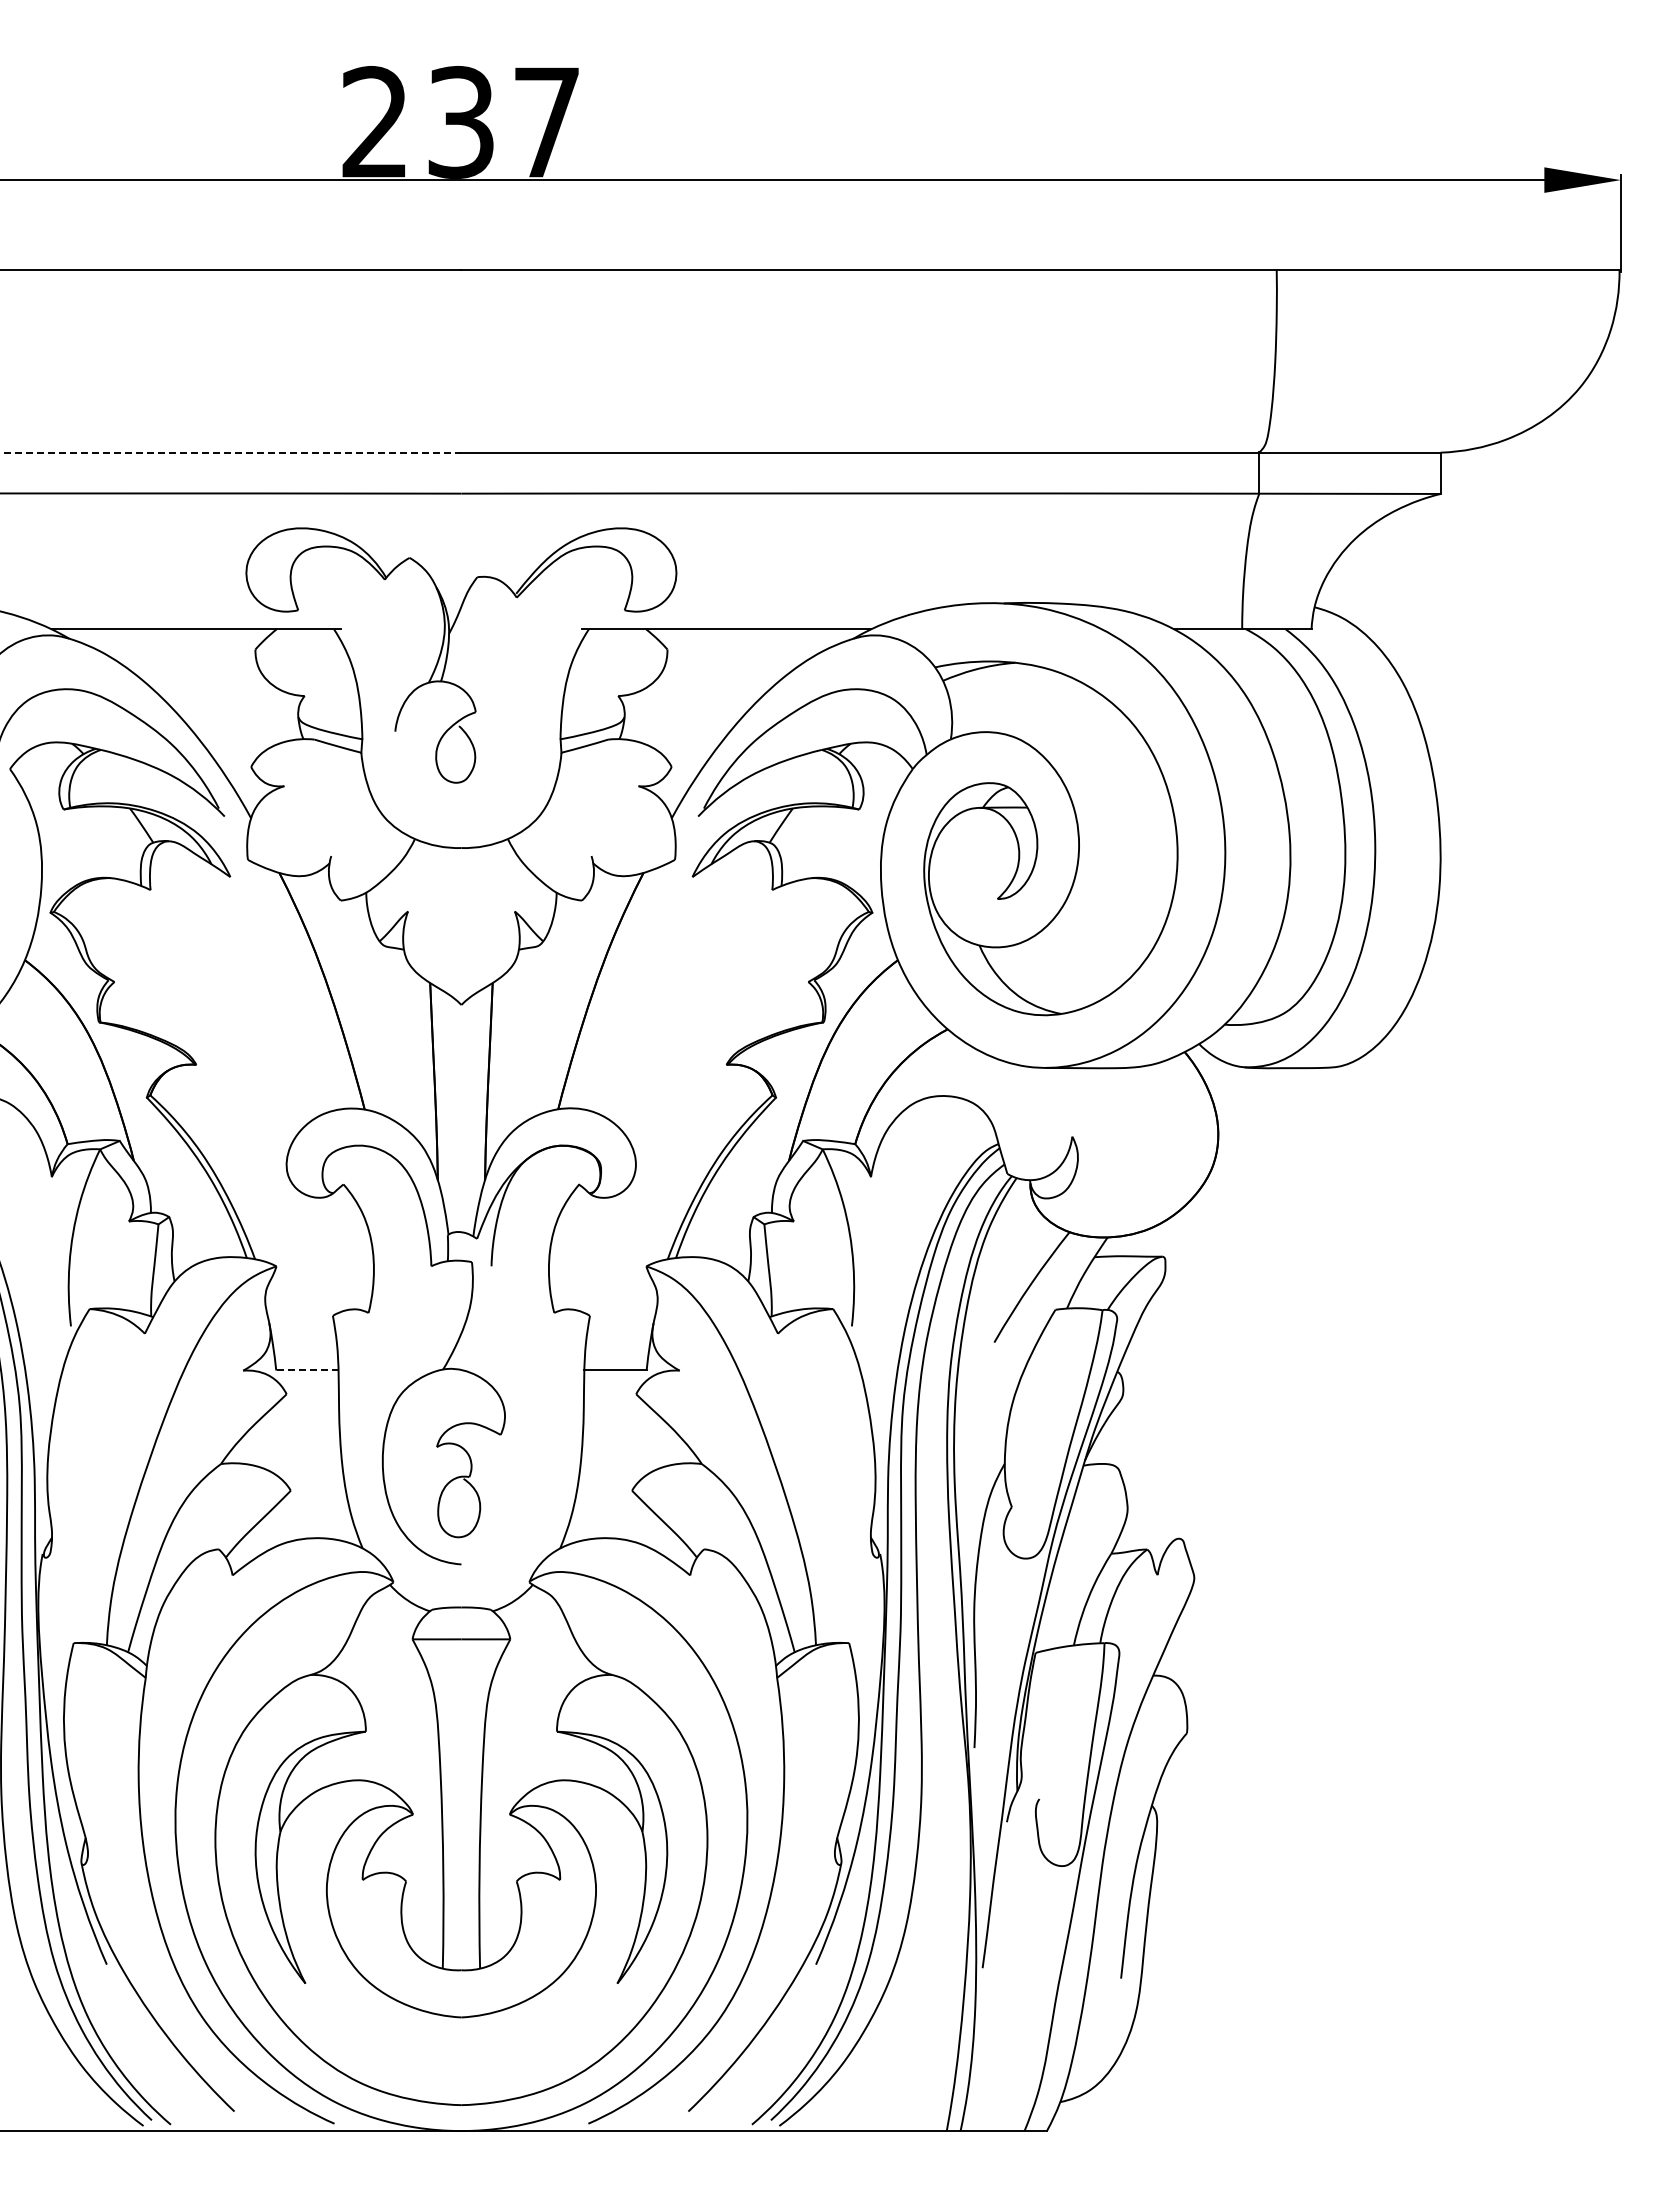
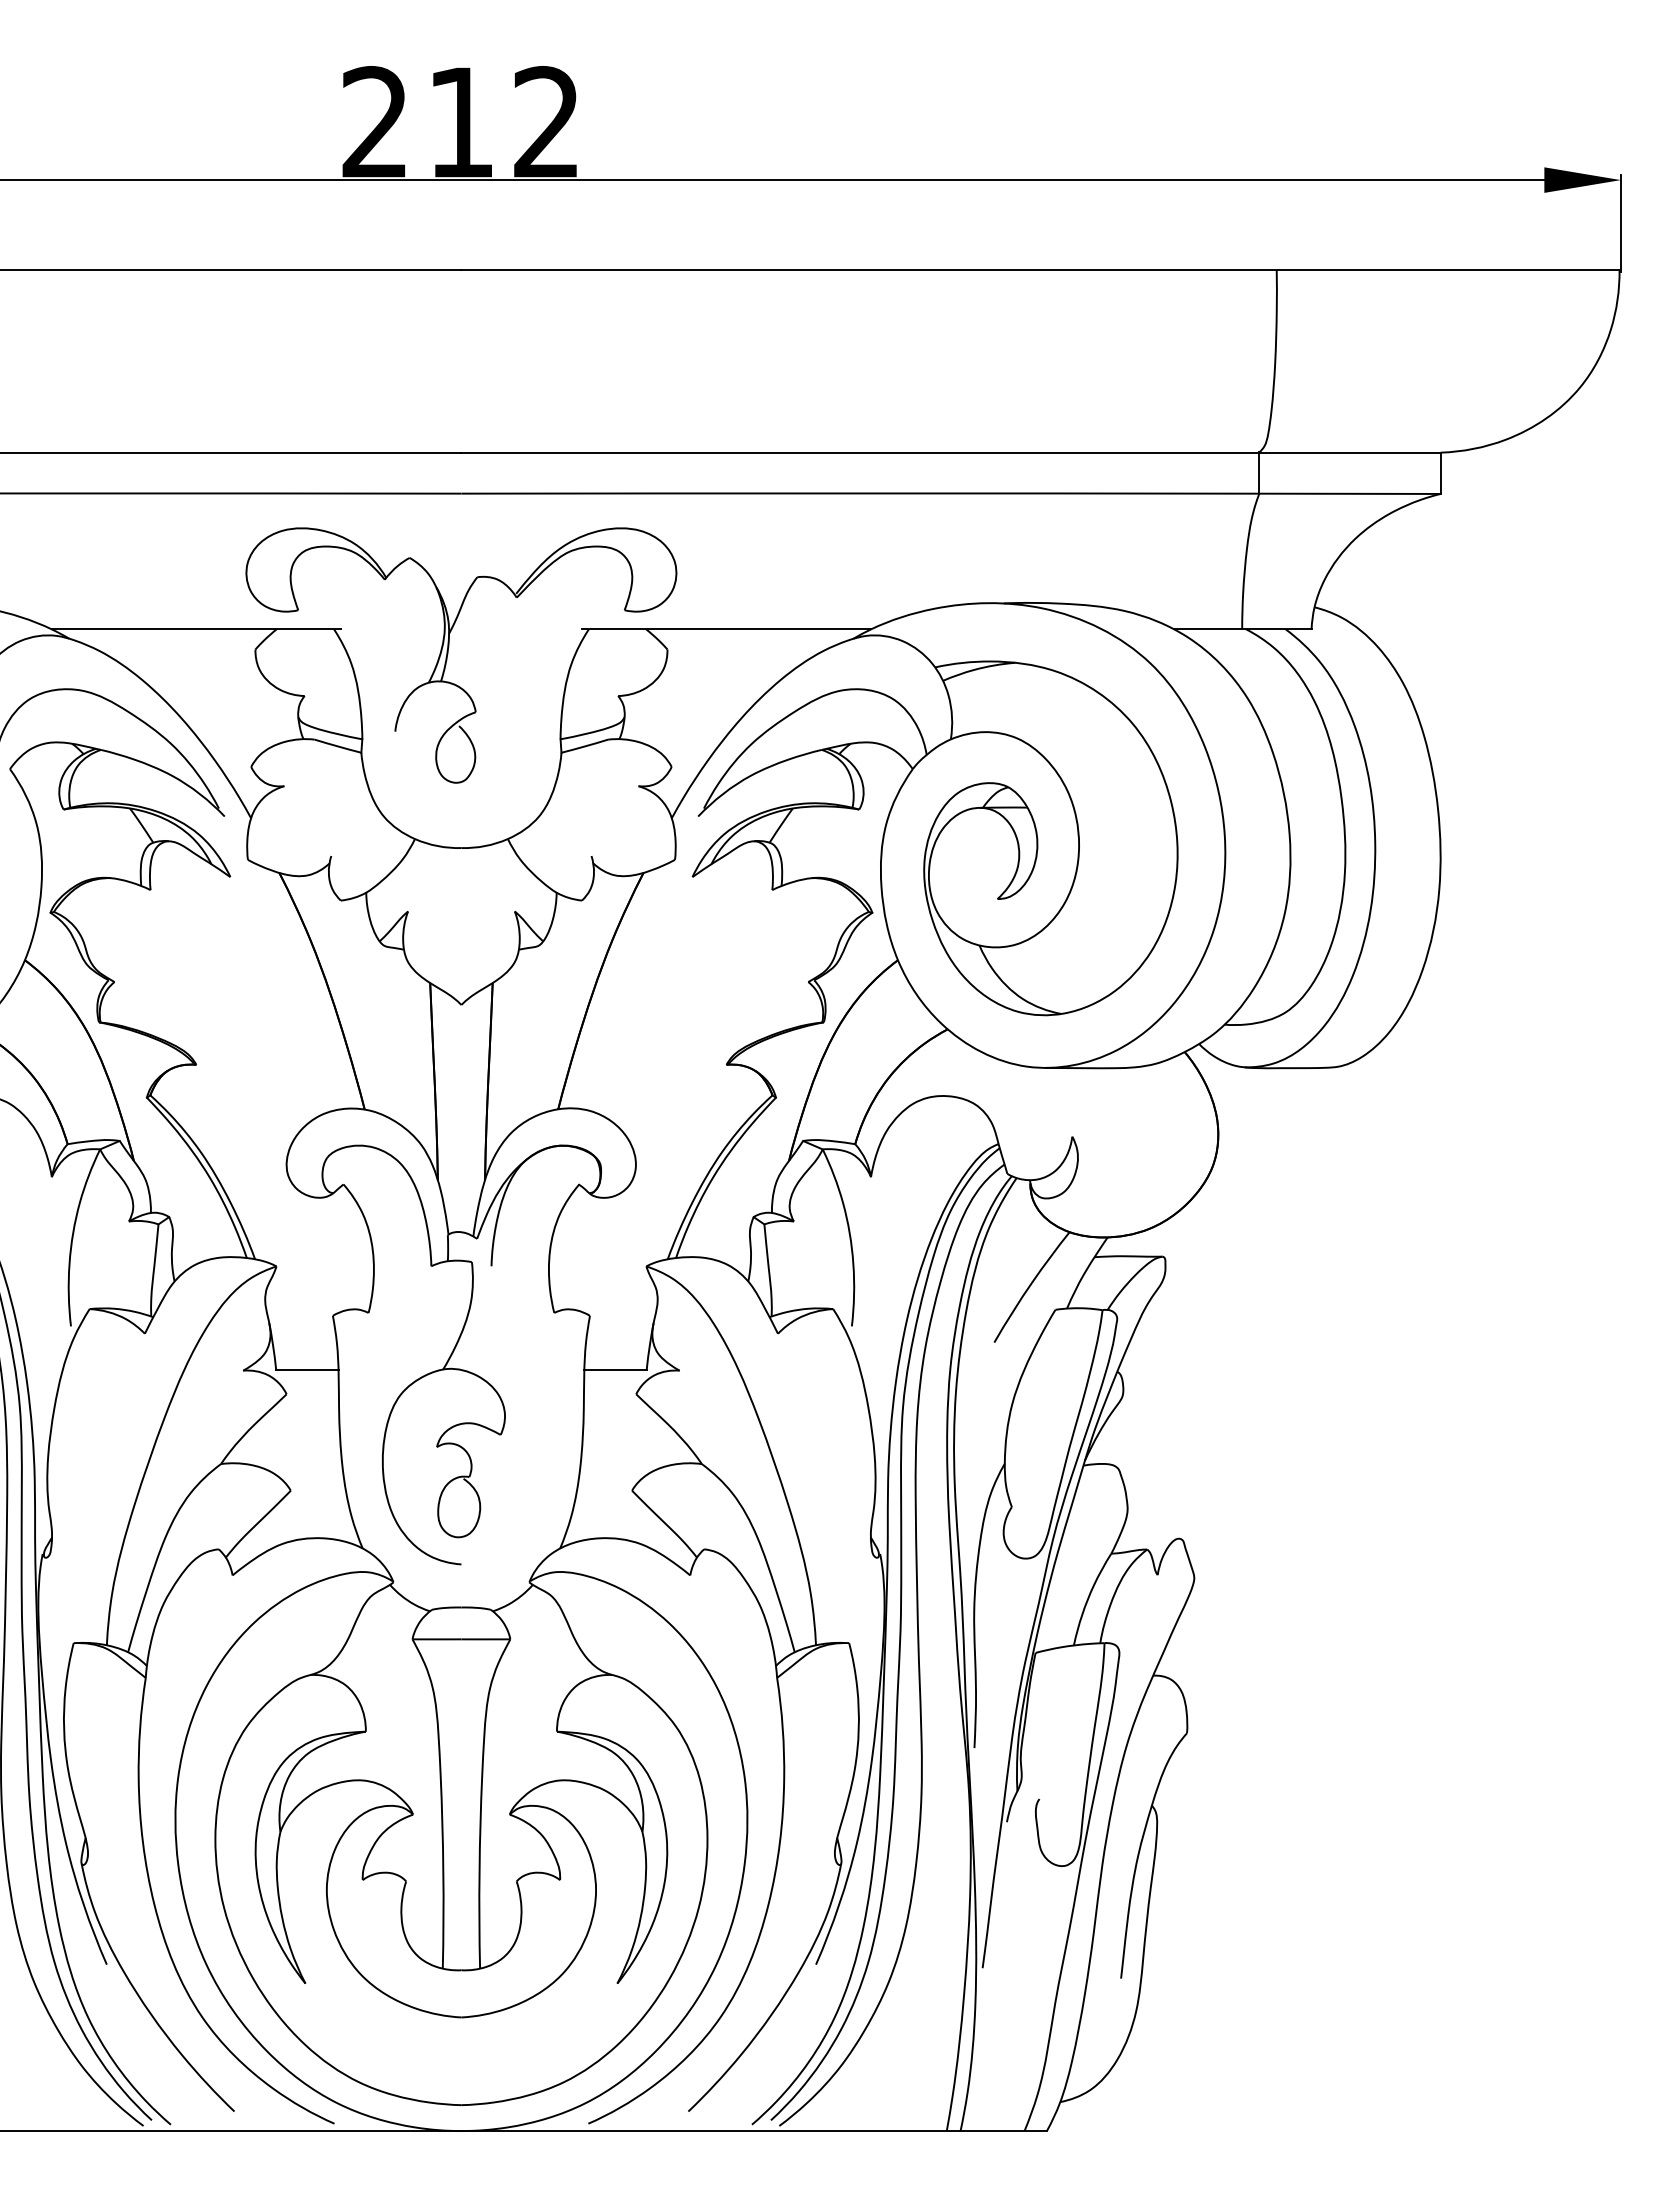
text: 237 -> 212 (503, 122)
line: dashed -> solid (231, 452)
line: dashed -> solid (306, 1370)
